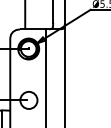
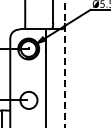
line: solid -> dashed (65, 63)
